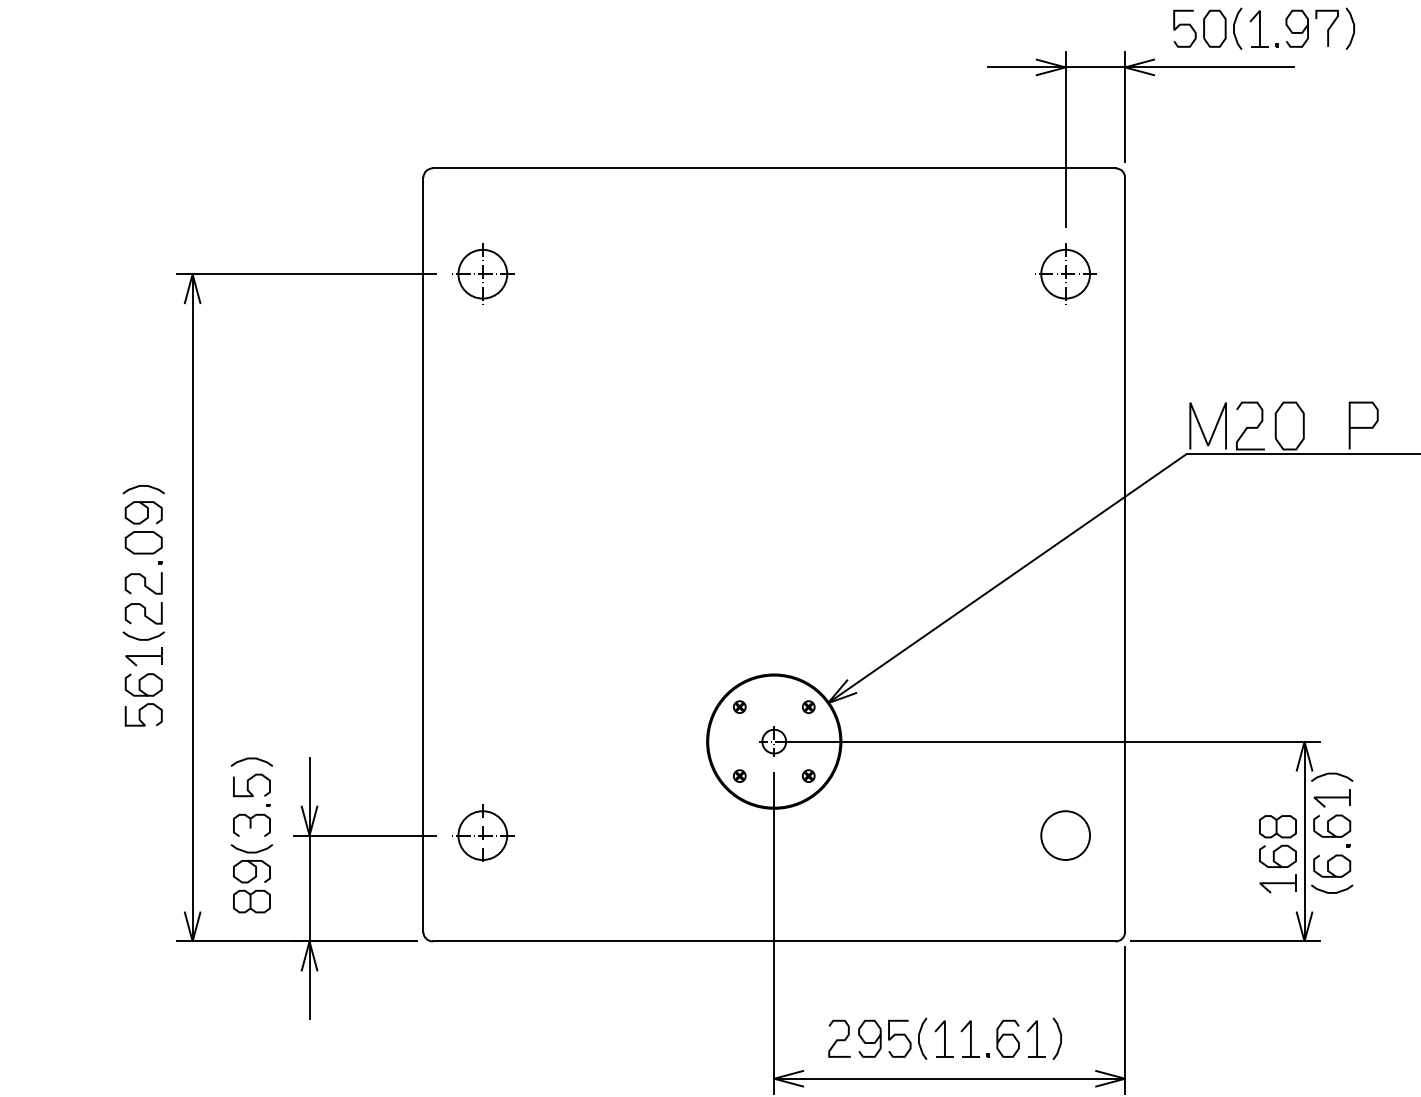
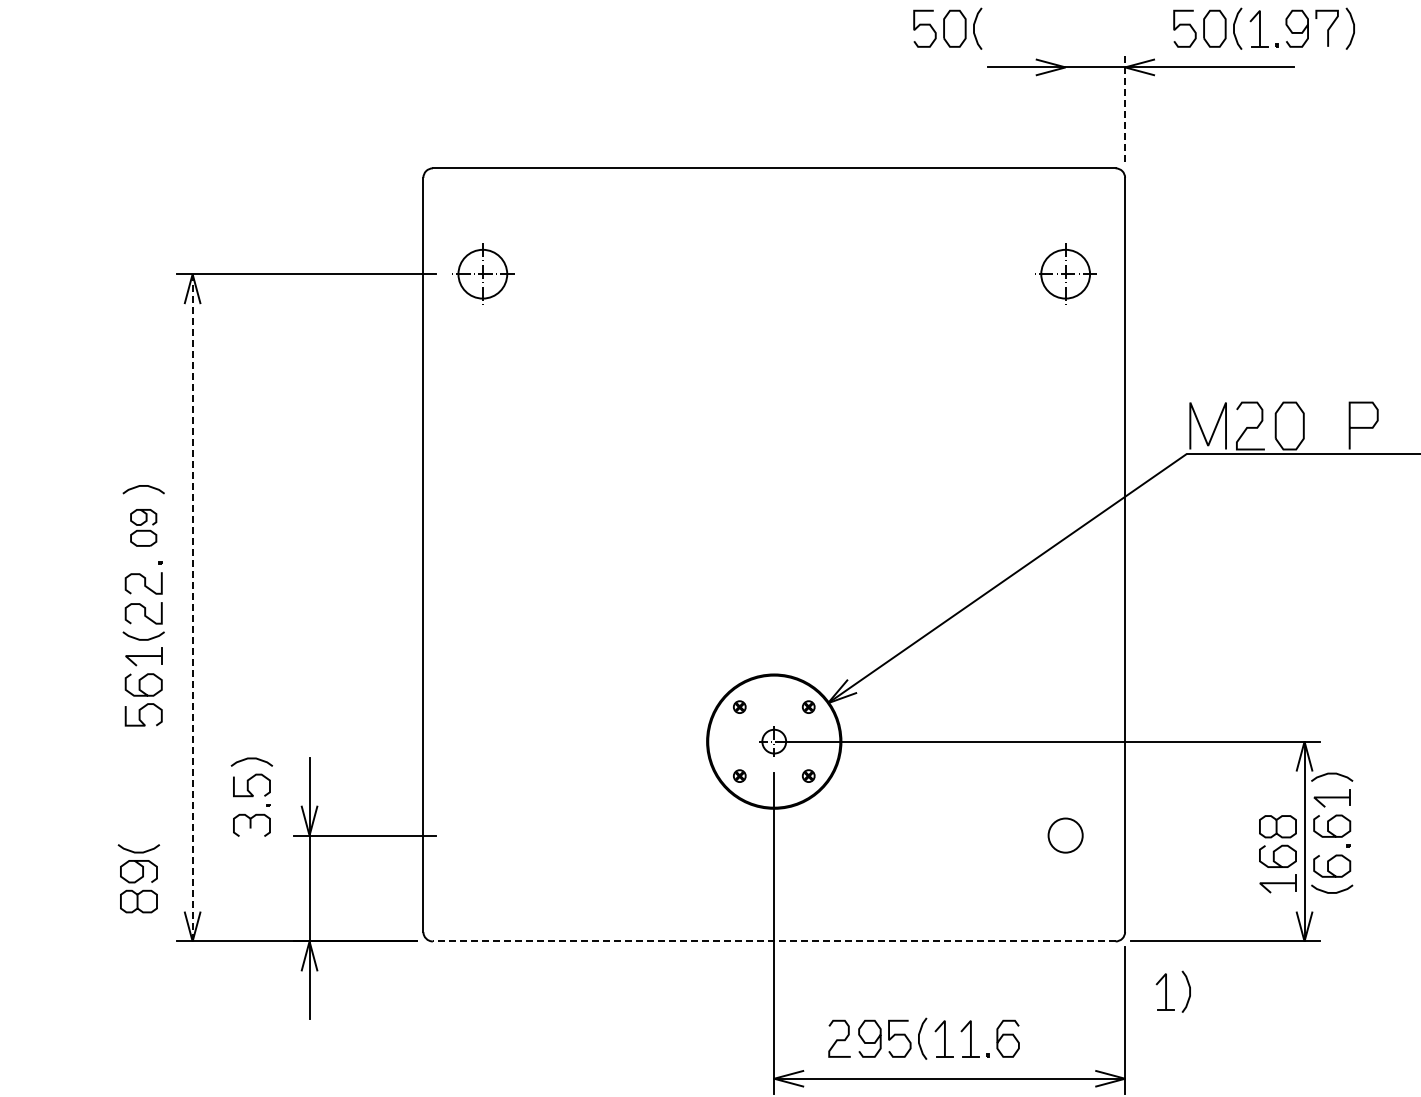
part: none -> present (947, 28)
line: solid -> dashed (1125, 106)
line: present -> none (1065, 139)
part size: 39x54 px -> 28x38 px (143, 527)
line: solid -> dashed (192, 607)
part: present -> none (483, 832)
circle diameter: 49 px -> 34 px (1065, 835)
part position: (251, 878) -> (138, 878) (138, 878)
line: solid -> dashed (773, 941)
part position: (1043, 1038) -> (1172, 991) (1172, 991)
